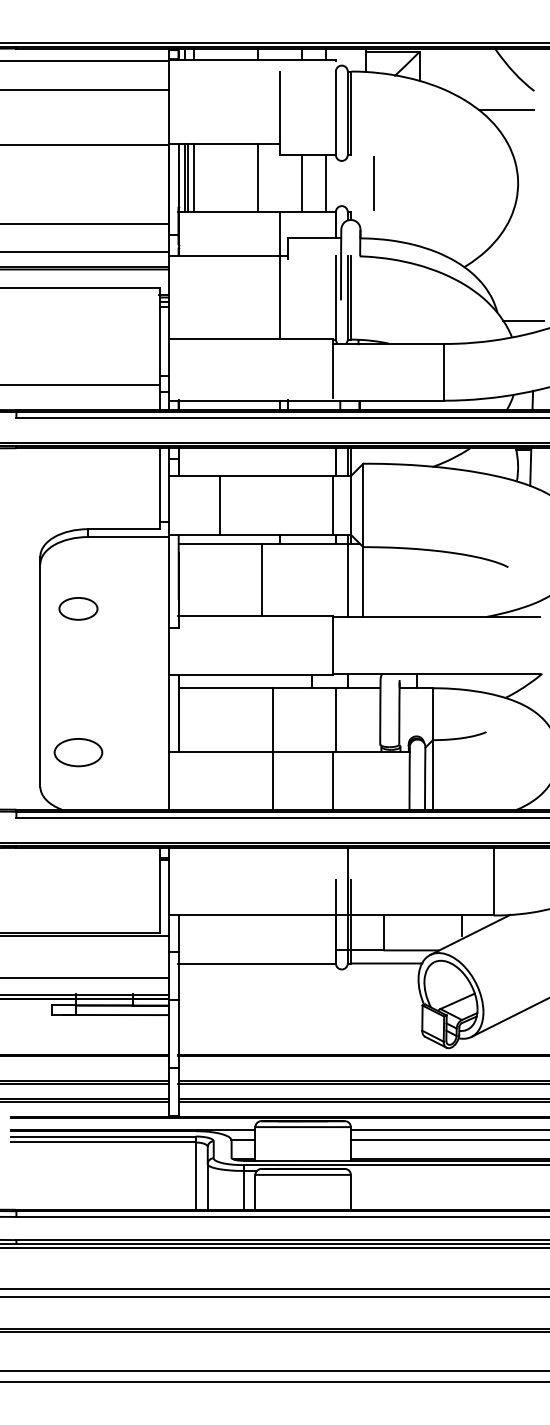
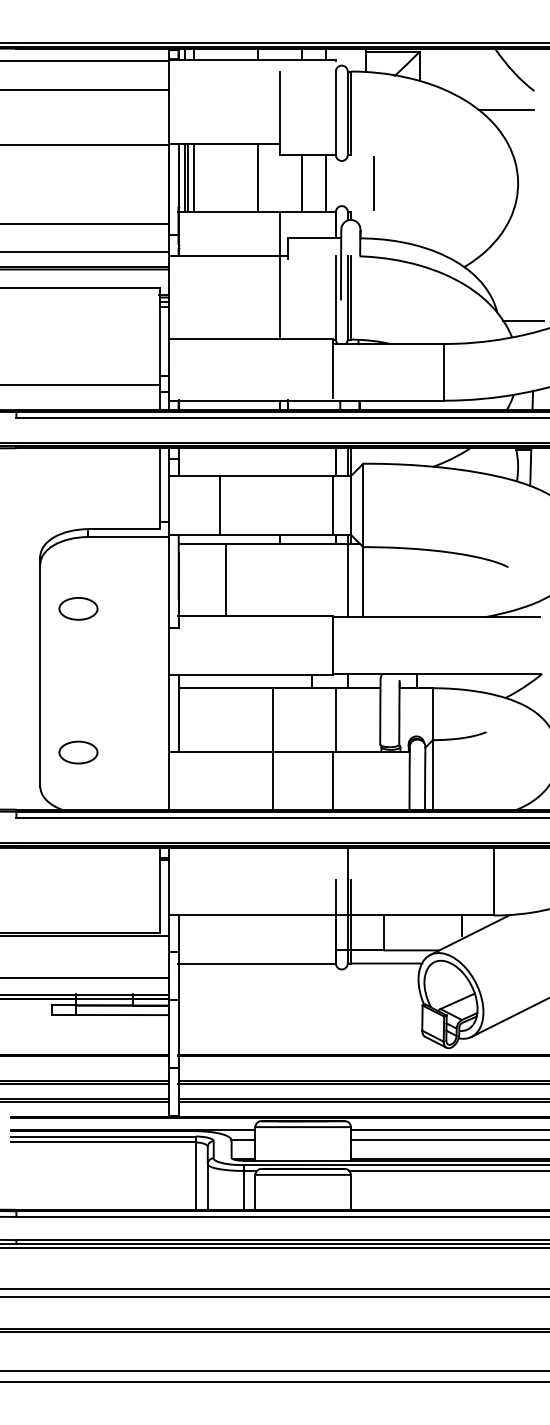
line position: (262, 579) -> (226, 579) (226, 579)
part size: 51x30 px -> 41x25 px (78, 752)
line: none -> present (447, 1170)
